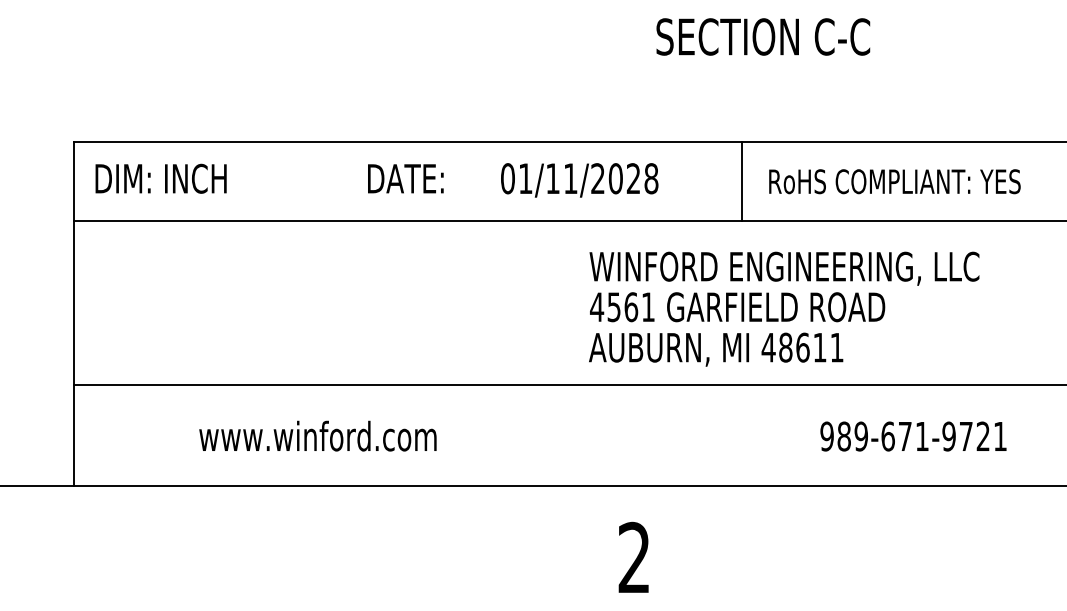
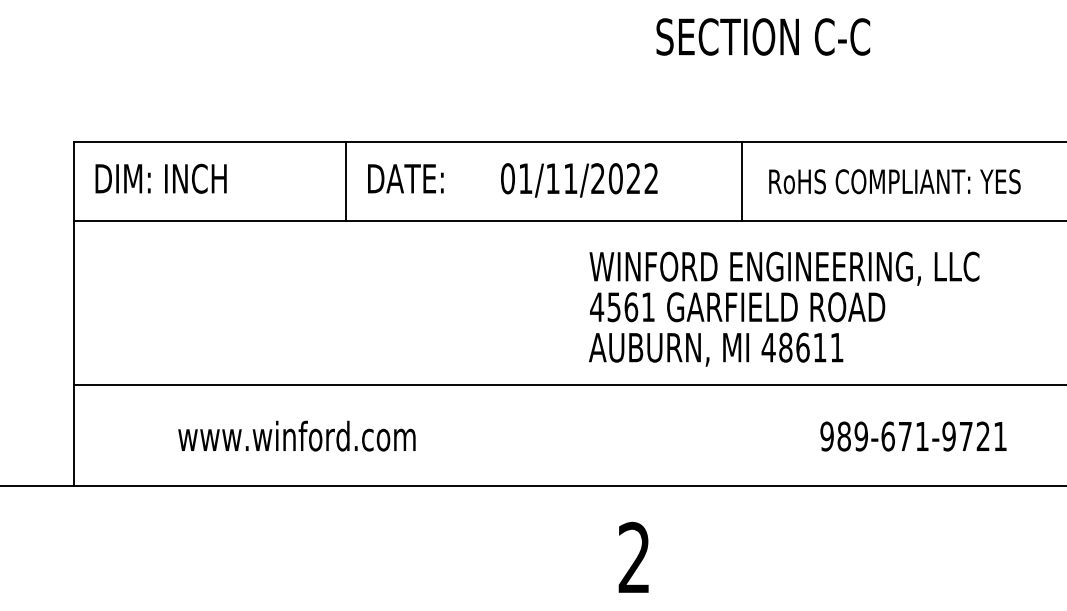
text: 01/11/2028 -> 01/11/2022 (651, 178)
line: none -> present (345, 181)
text position: (317, 435) -> (296, 435) (296, 435)
